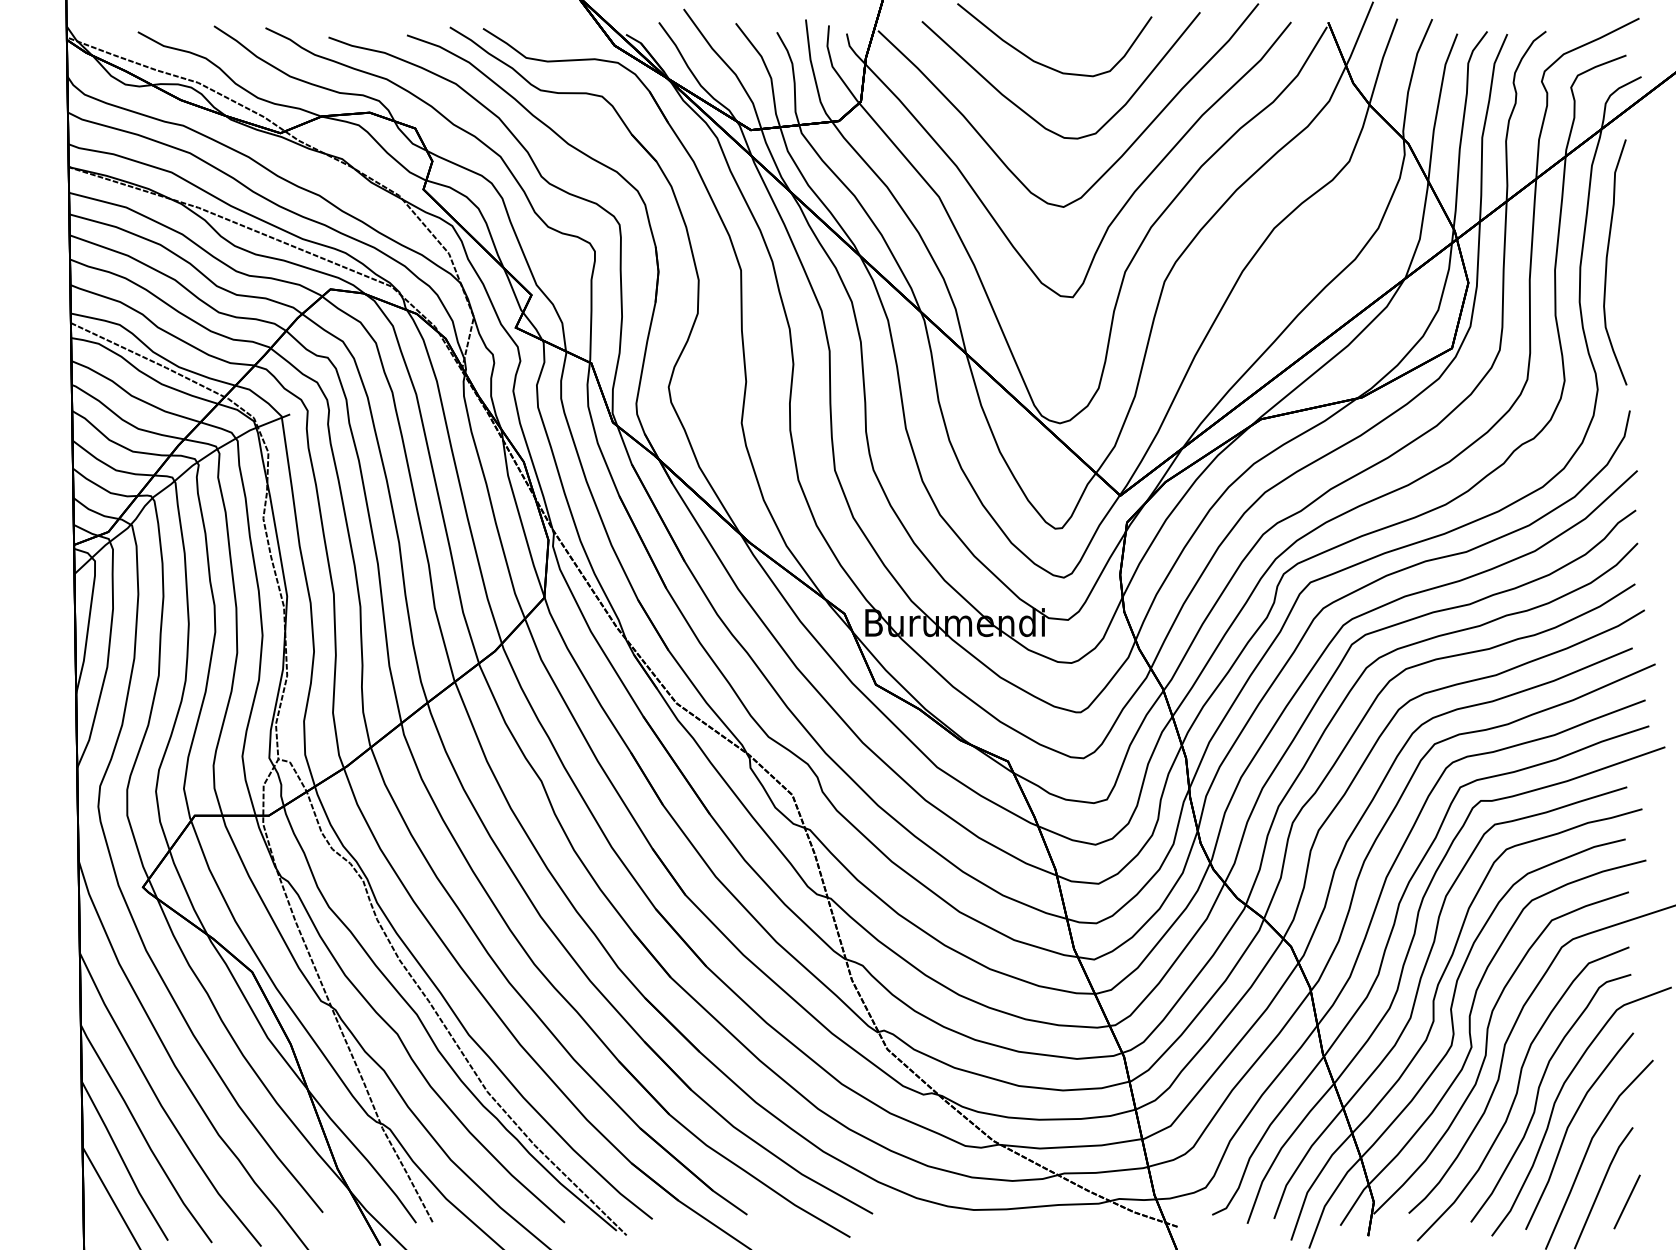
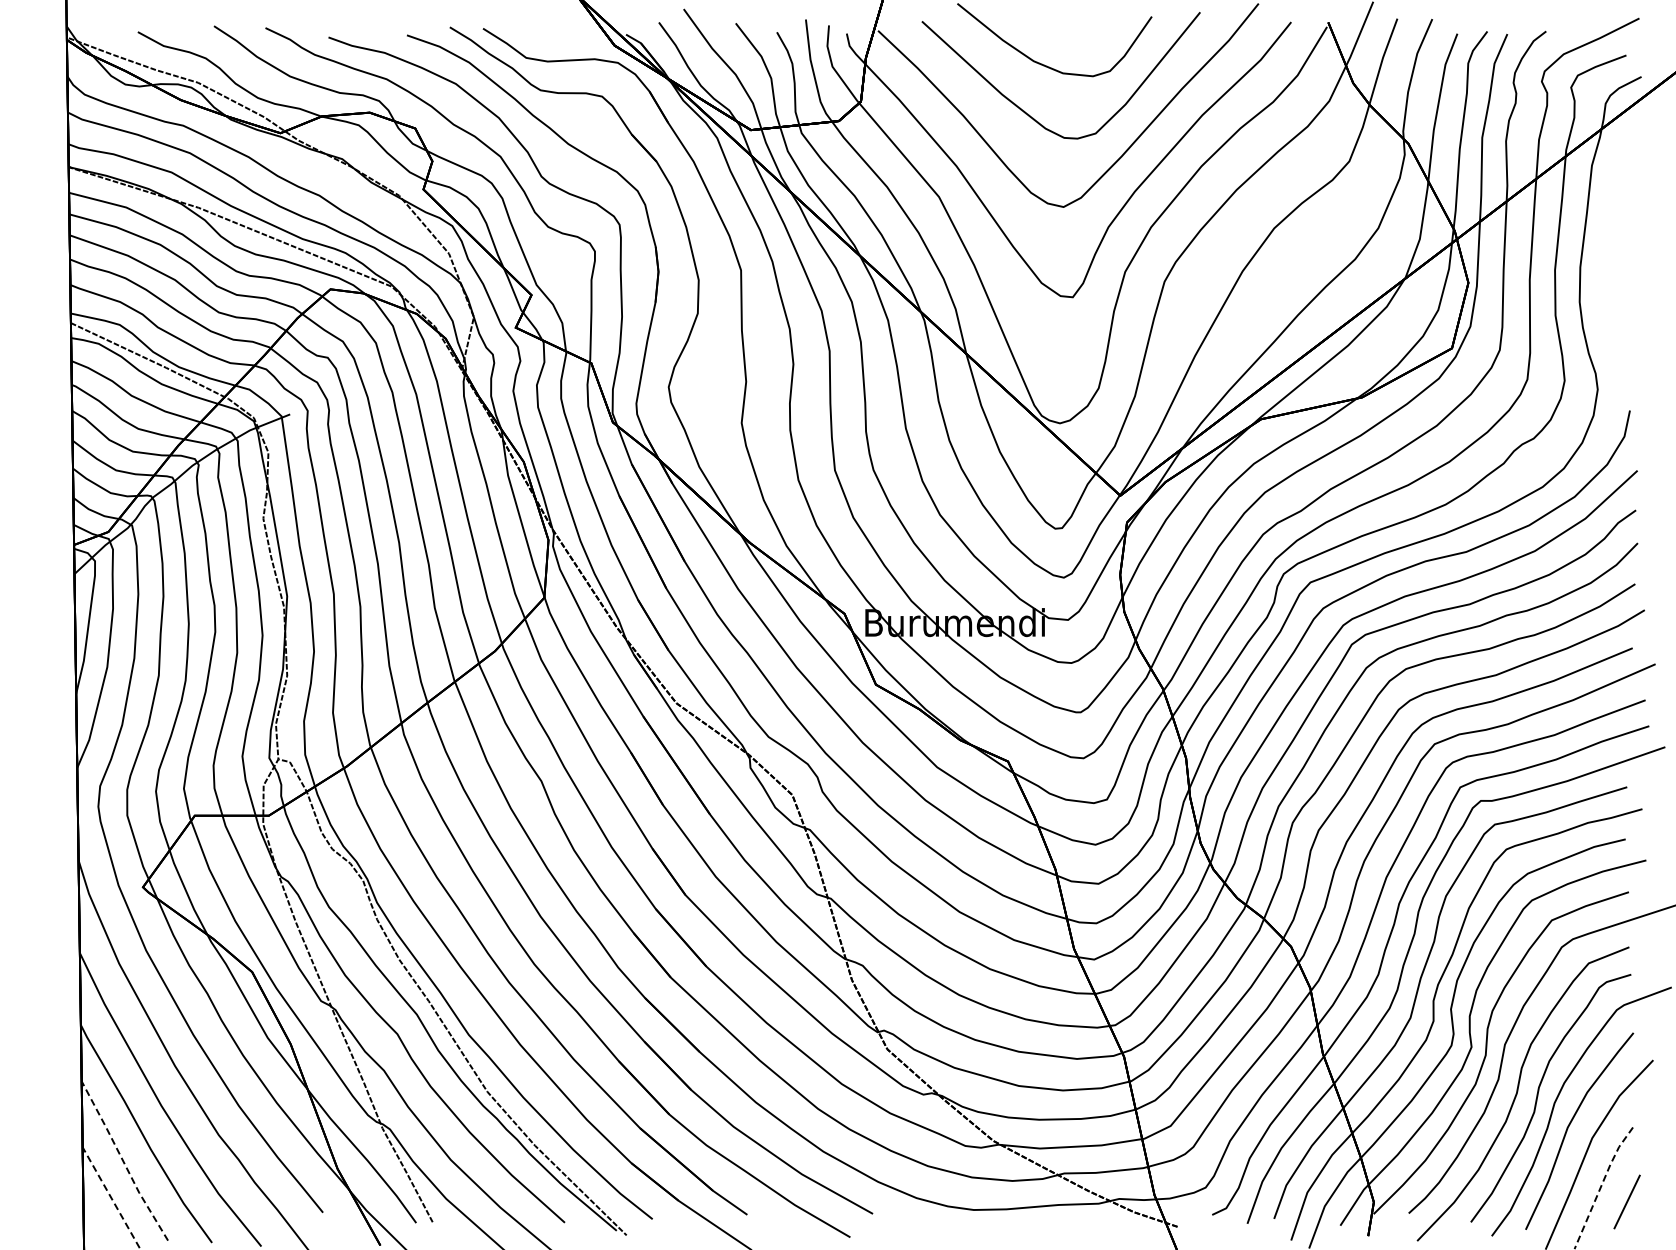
curve: present -> none (1607, 262)
line: solid -> dashed (123, 1161)
line: solid -> dashed (1601, 1186)
line: solid -> dashed (111, 1198)
